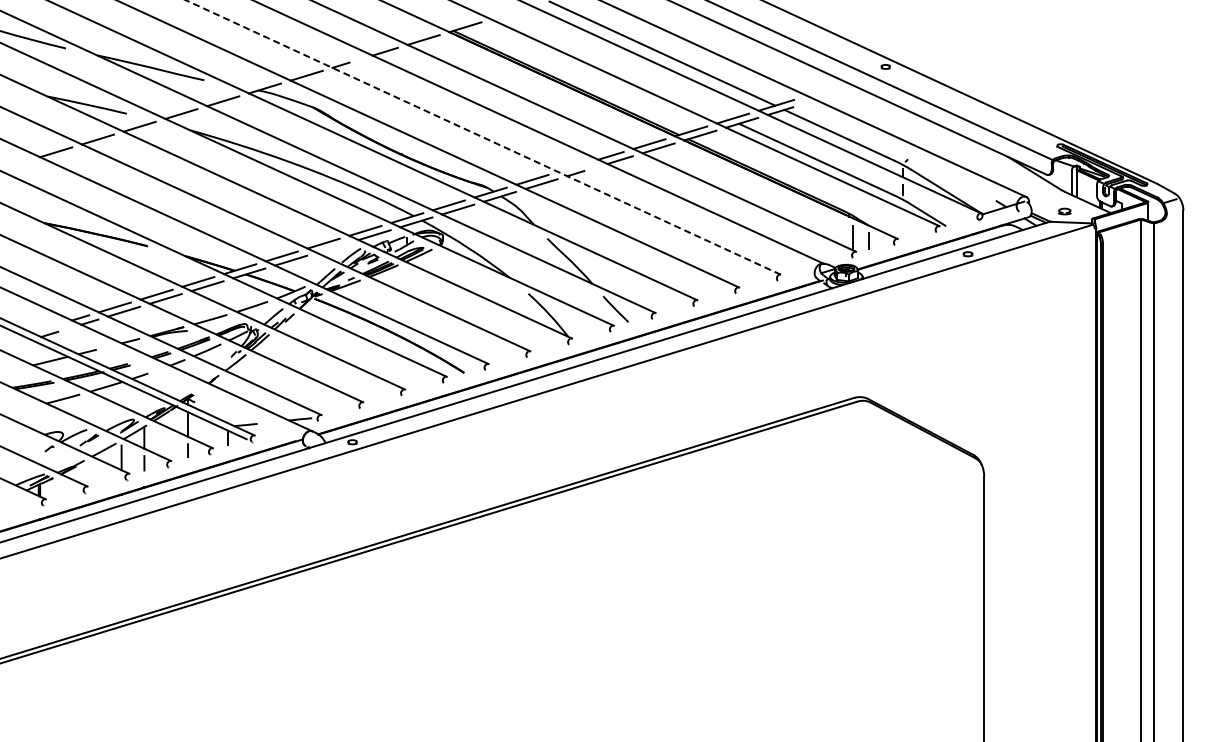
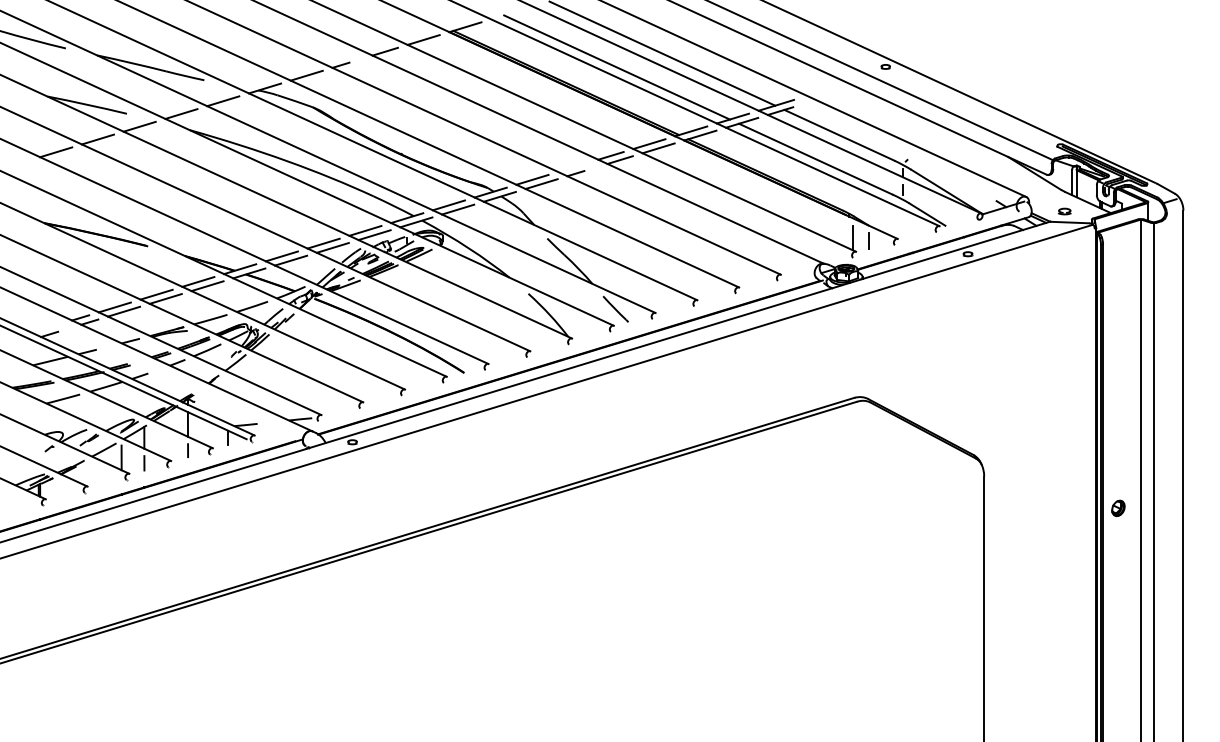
line: none -> present (616, 67)
line: dashed -> solid (483, 137)
line: none -> present (332, 247)
part: none -> present (1118, 508)
